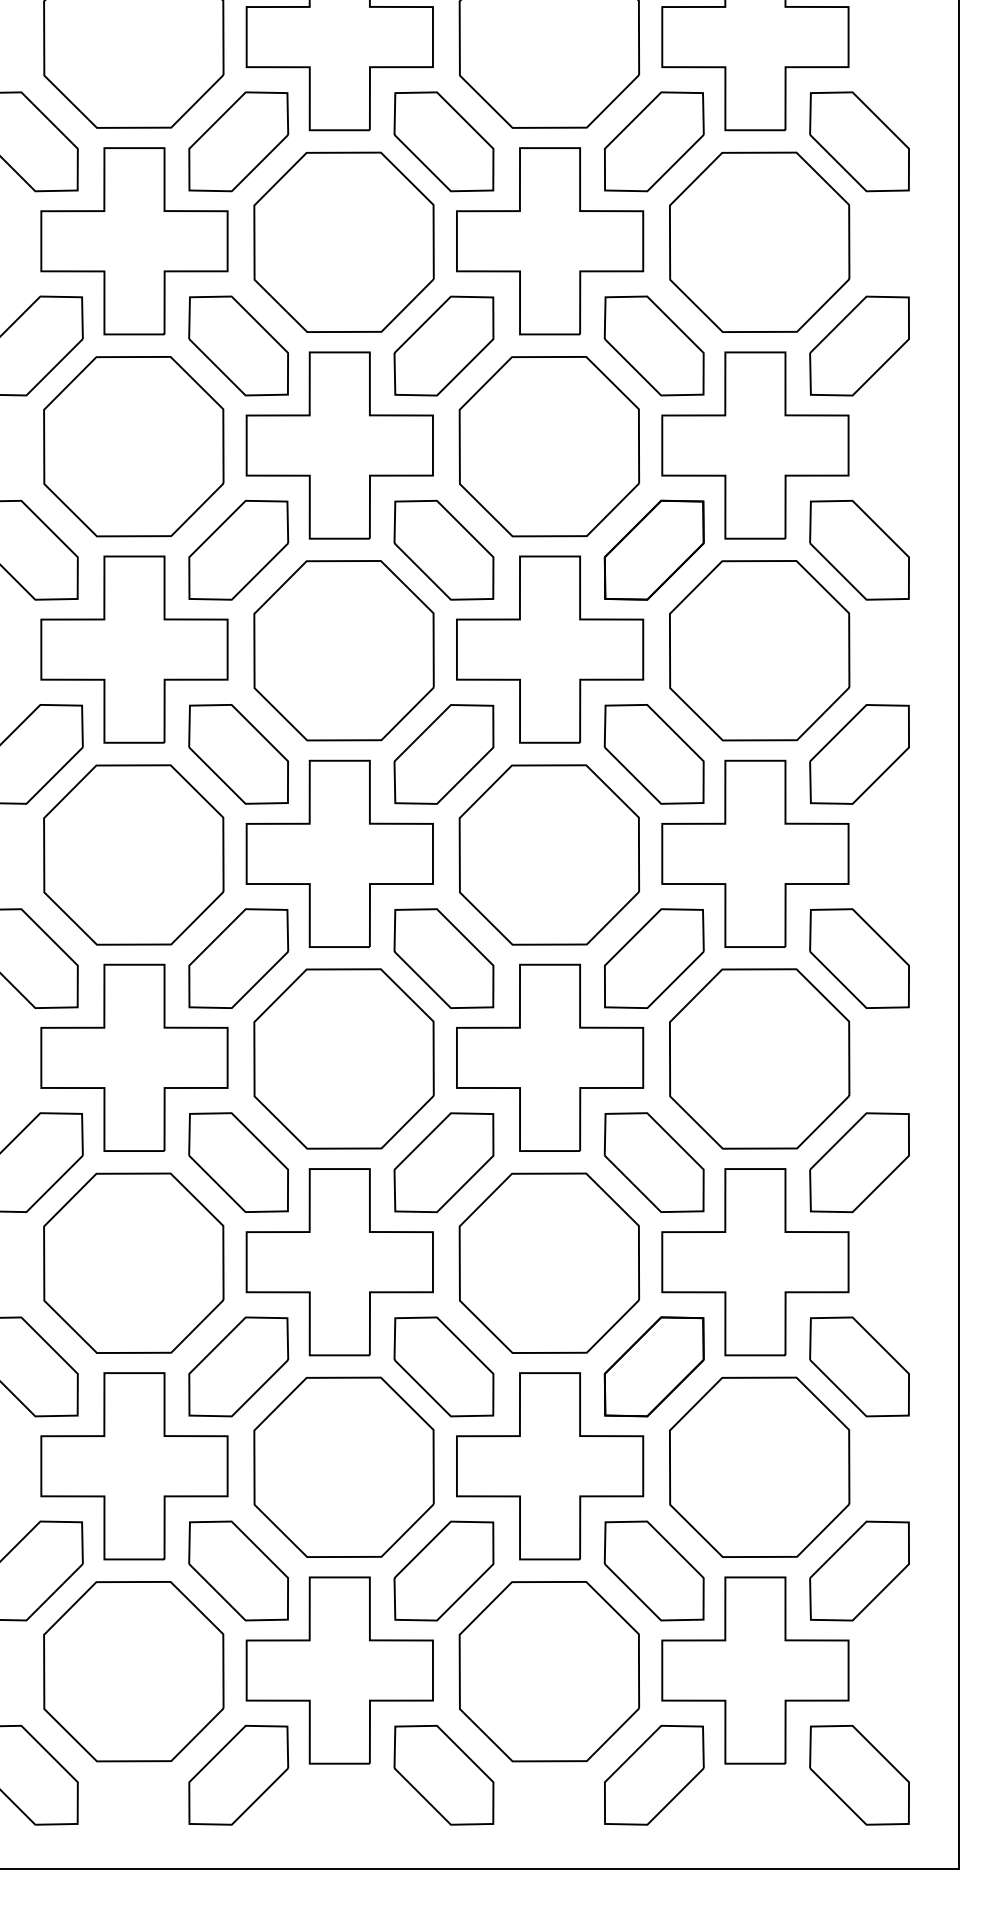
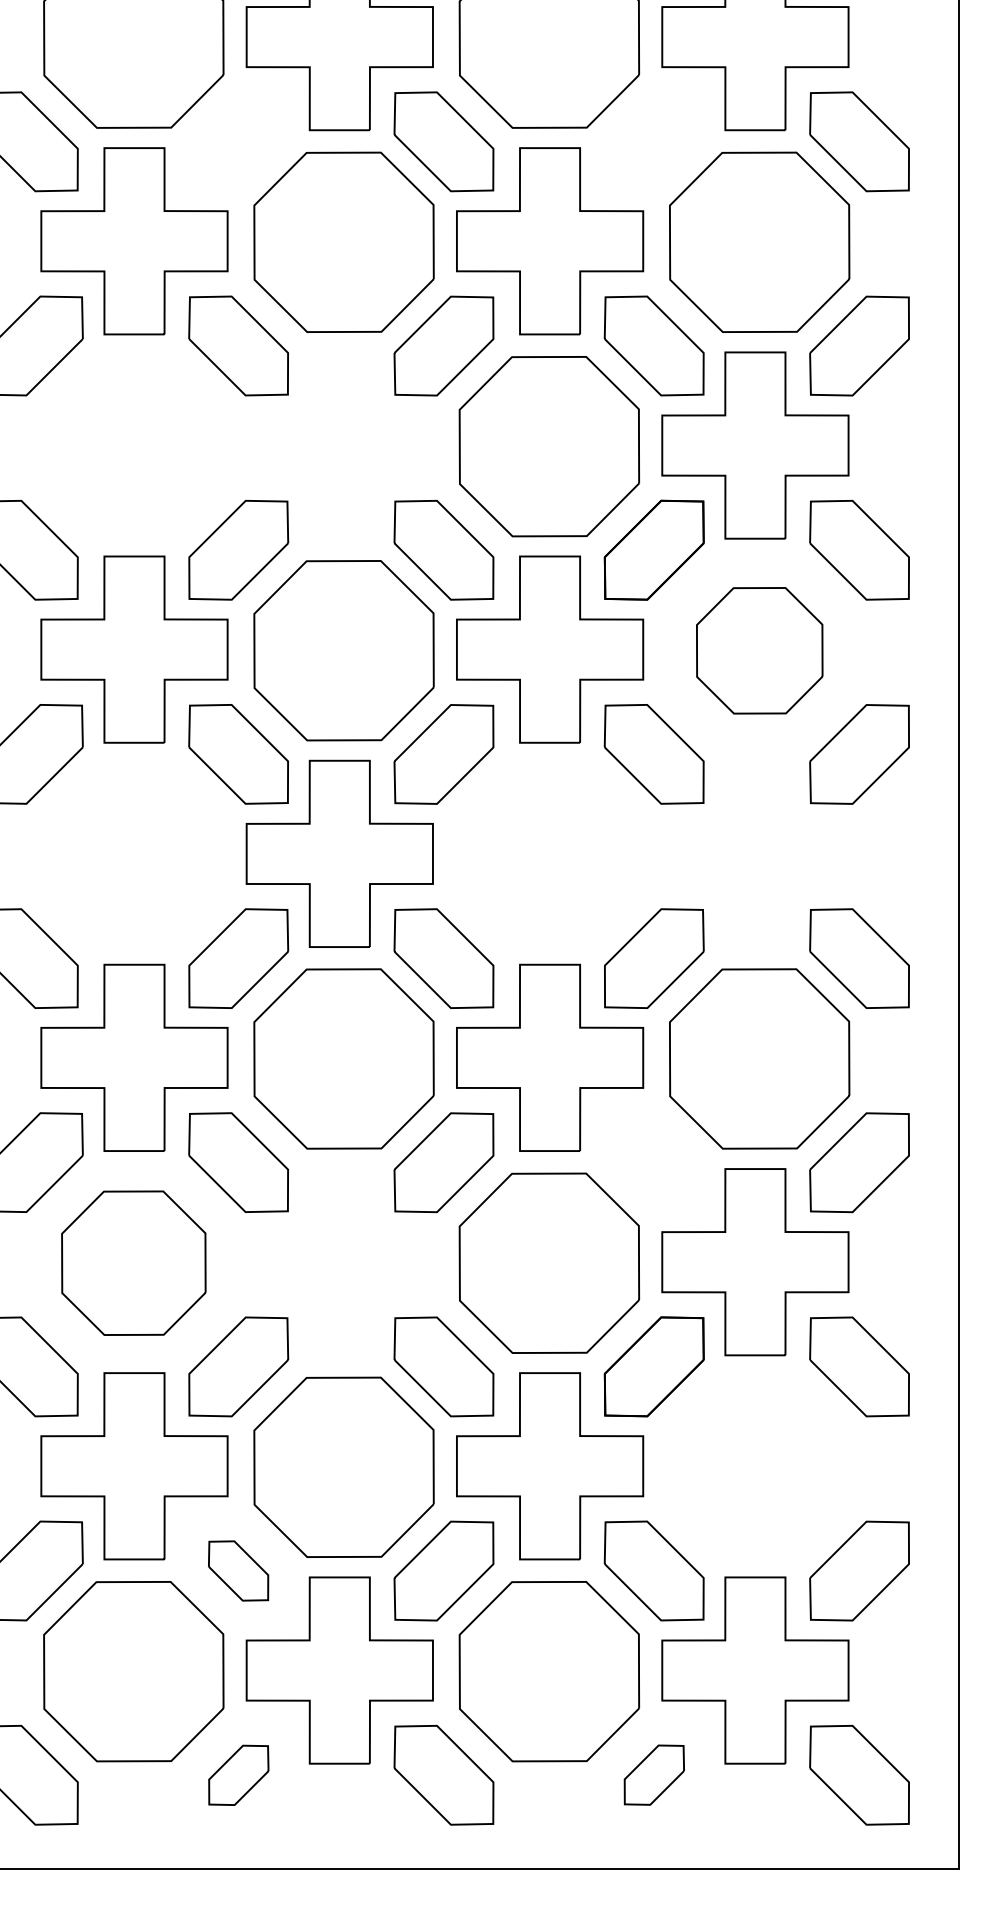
part: present -> none (238, 141)
part: present -> none (654, 141)
part: present -> none (339, 445)
part: present -> none (133, 446)
part size: 182x182 px -> 128x128 px (759, 650)
part: present -> none (755, 853)
part: present -> none (133, 854)
part: present -> none (548, 854)
part: present -> none (653, 1162)
part size: 182x182 px -> 146x146 px (133, 1262)
part: present -> none (339, 1262)
part: present -> none (759, 1466)
part size: 101x102 px -> 62x62 px (238, 1570)
part size: 101x102 px -> 62x62 px (653, 1774)
part size: 102x101 px -> 62x62 px (238, 1774)
